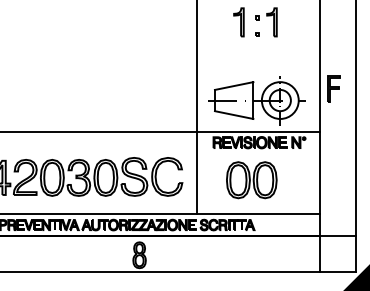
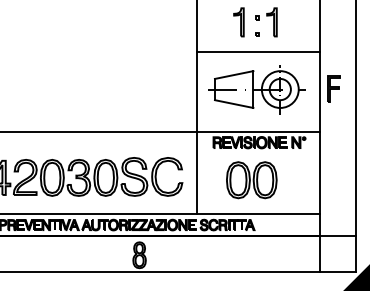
line: none -> present (258, 52)
part position: (256, 100) -> (256, 89) (256, 89)
